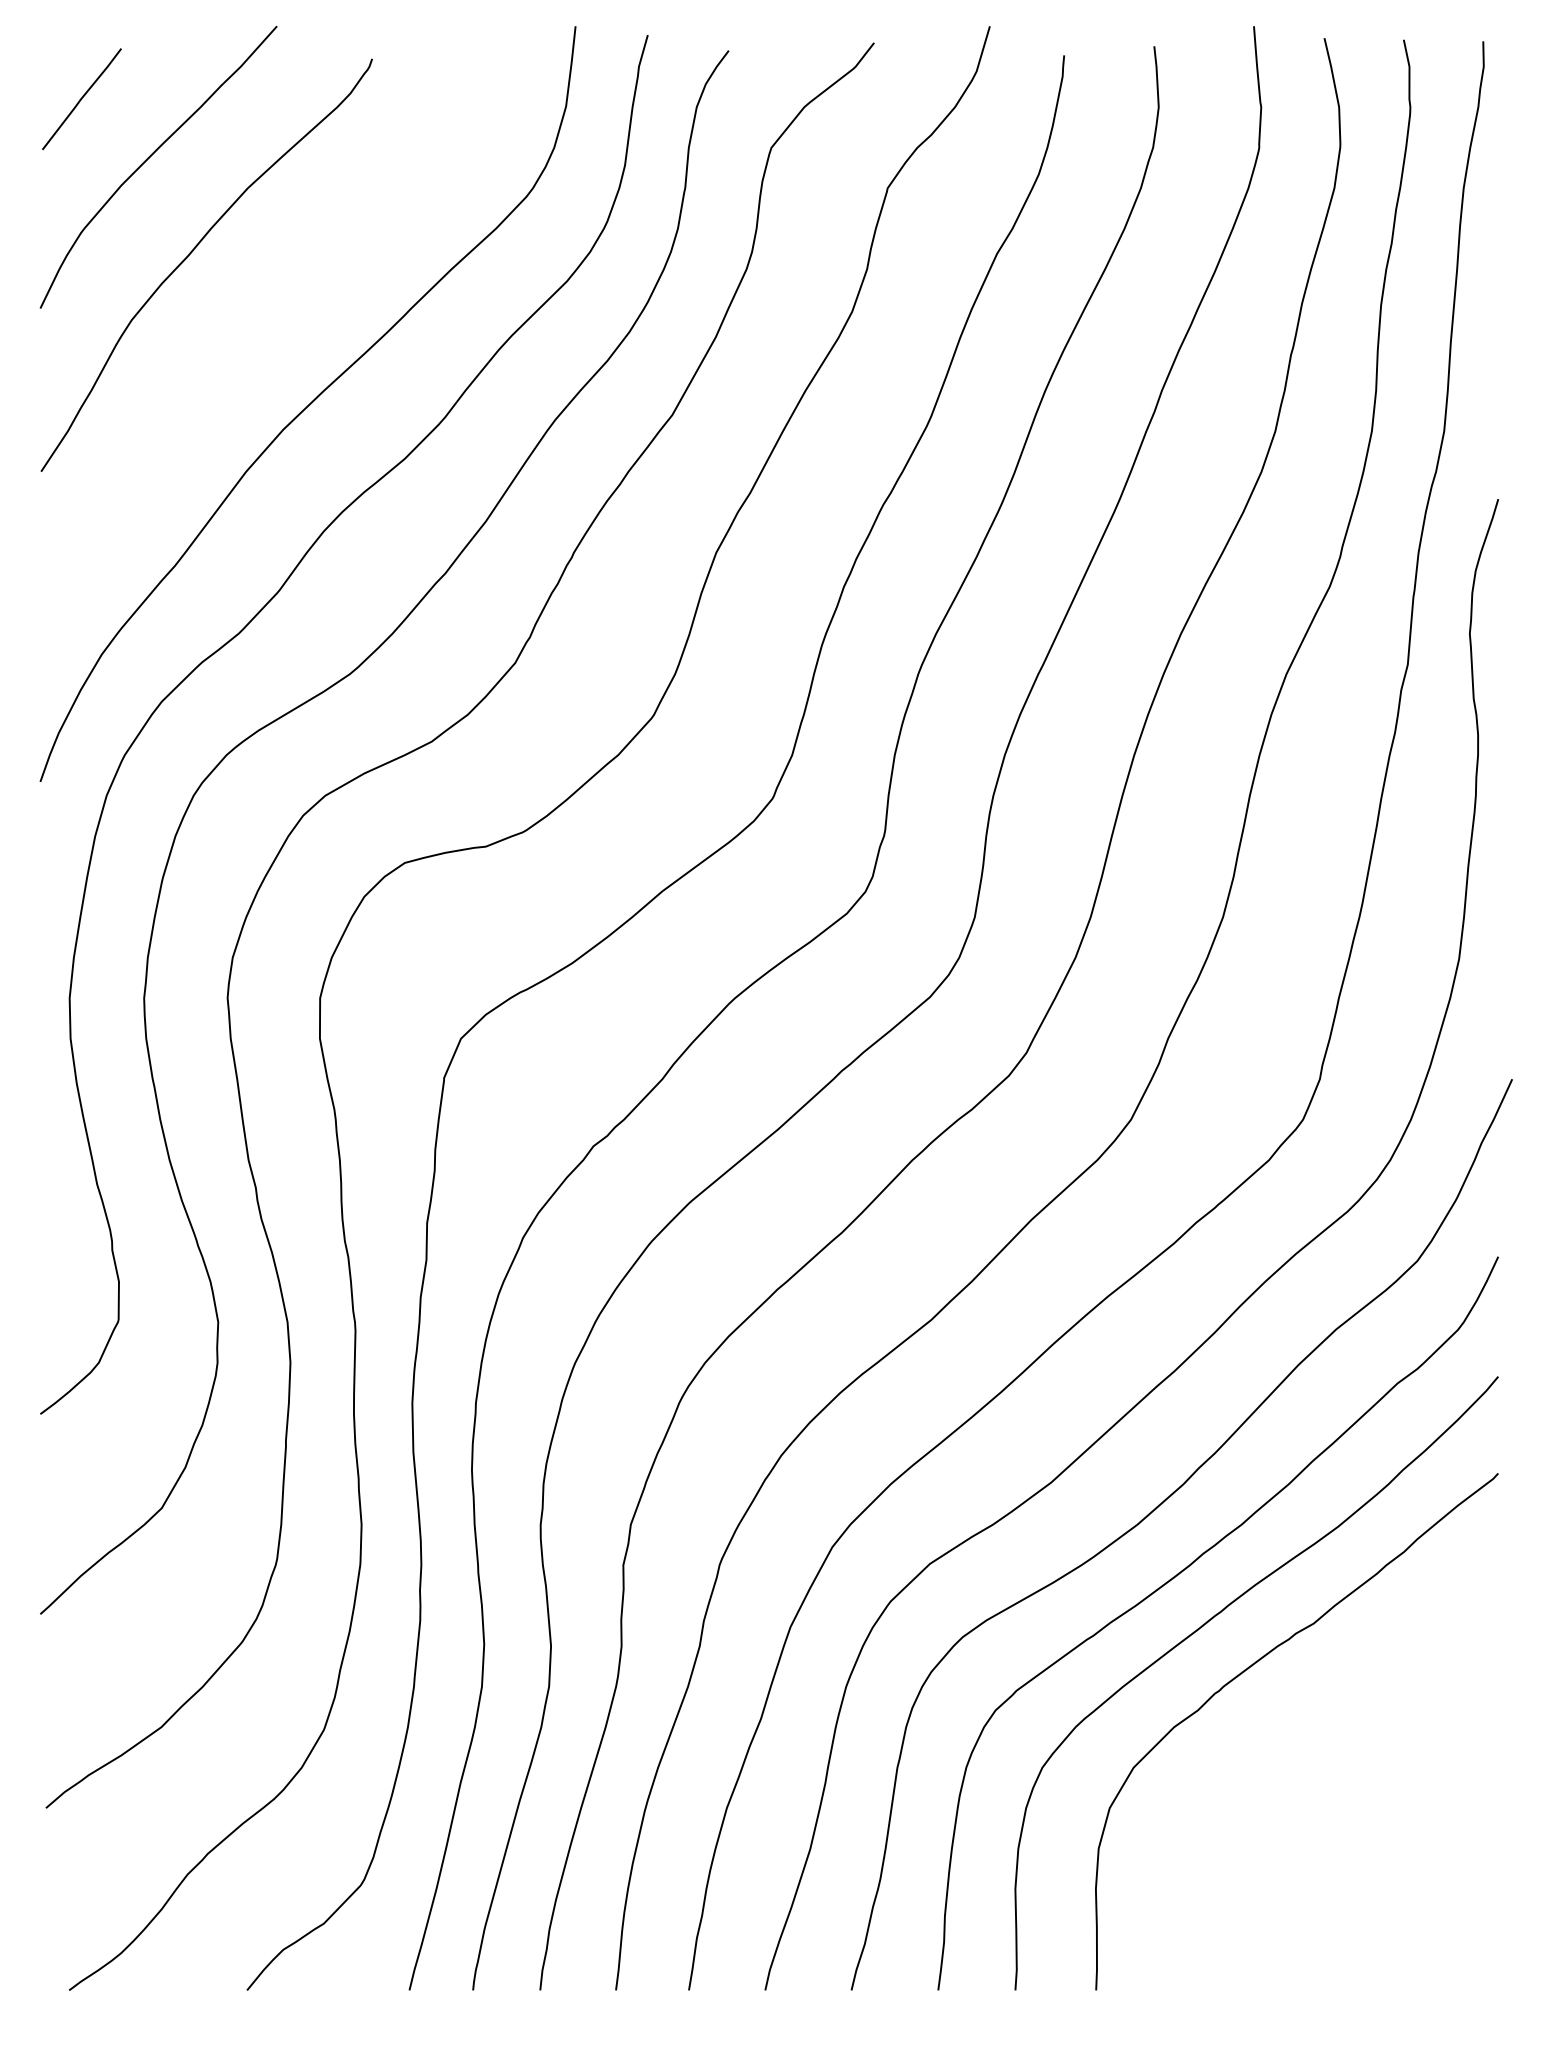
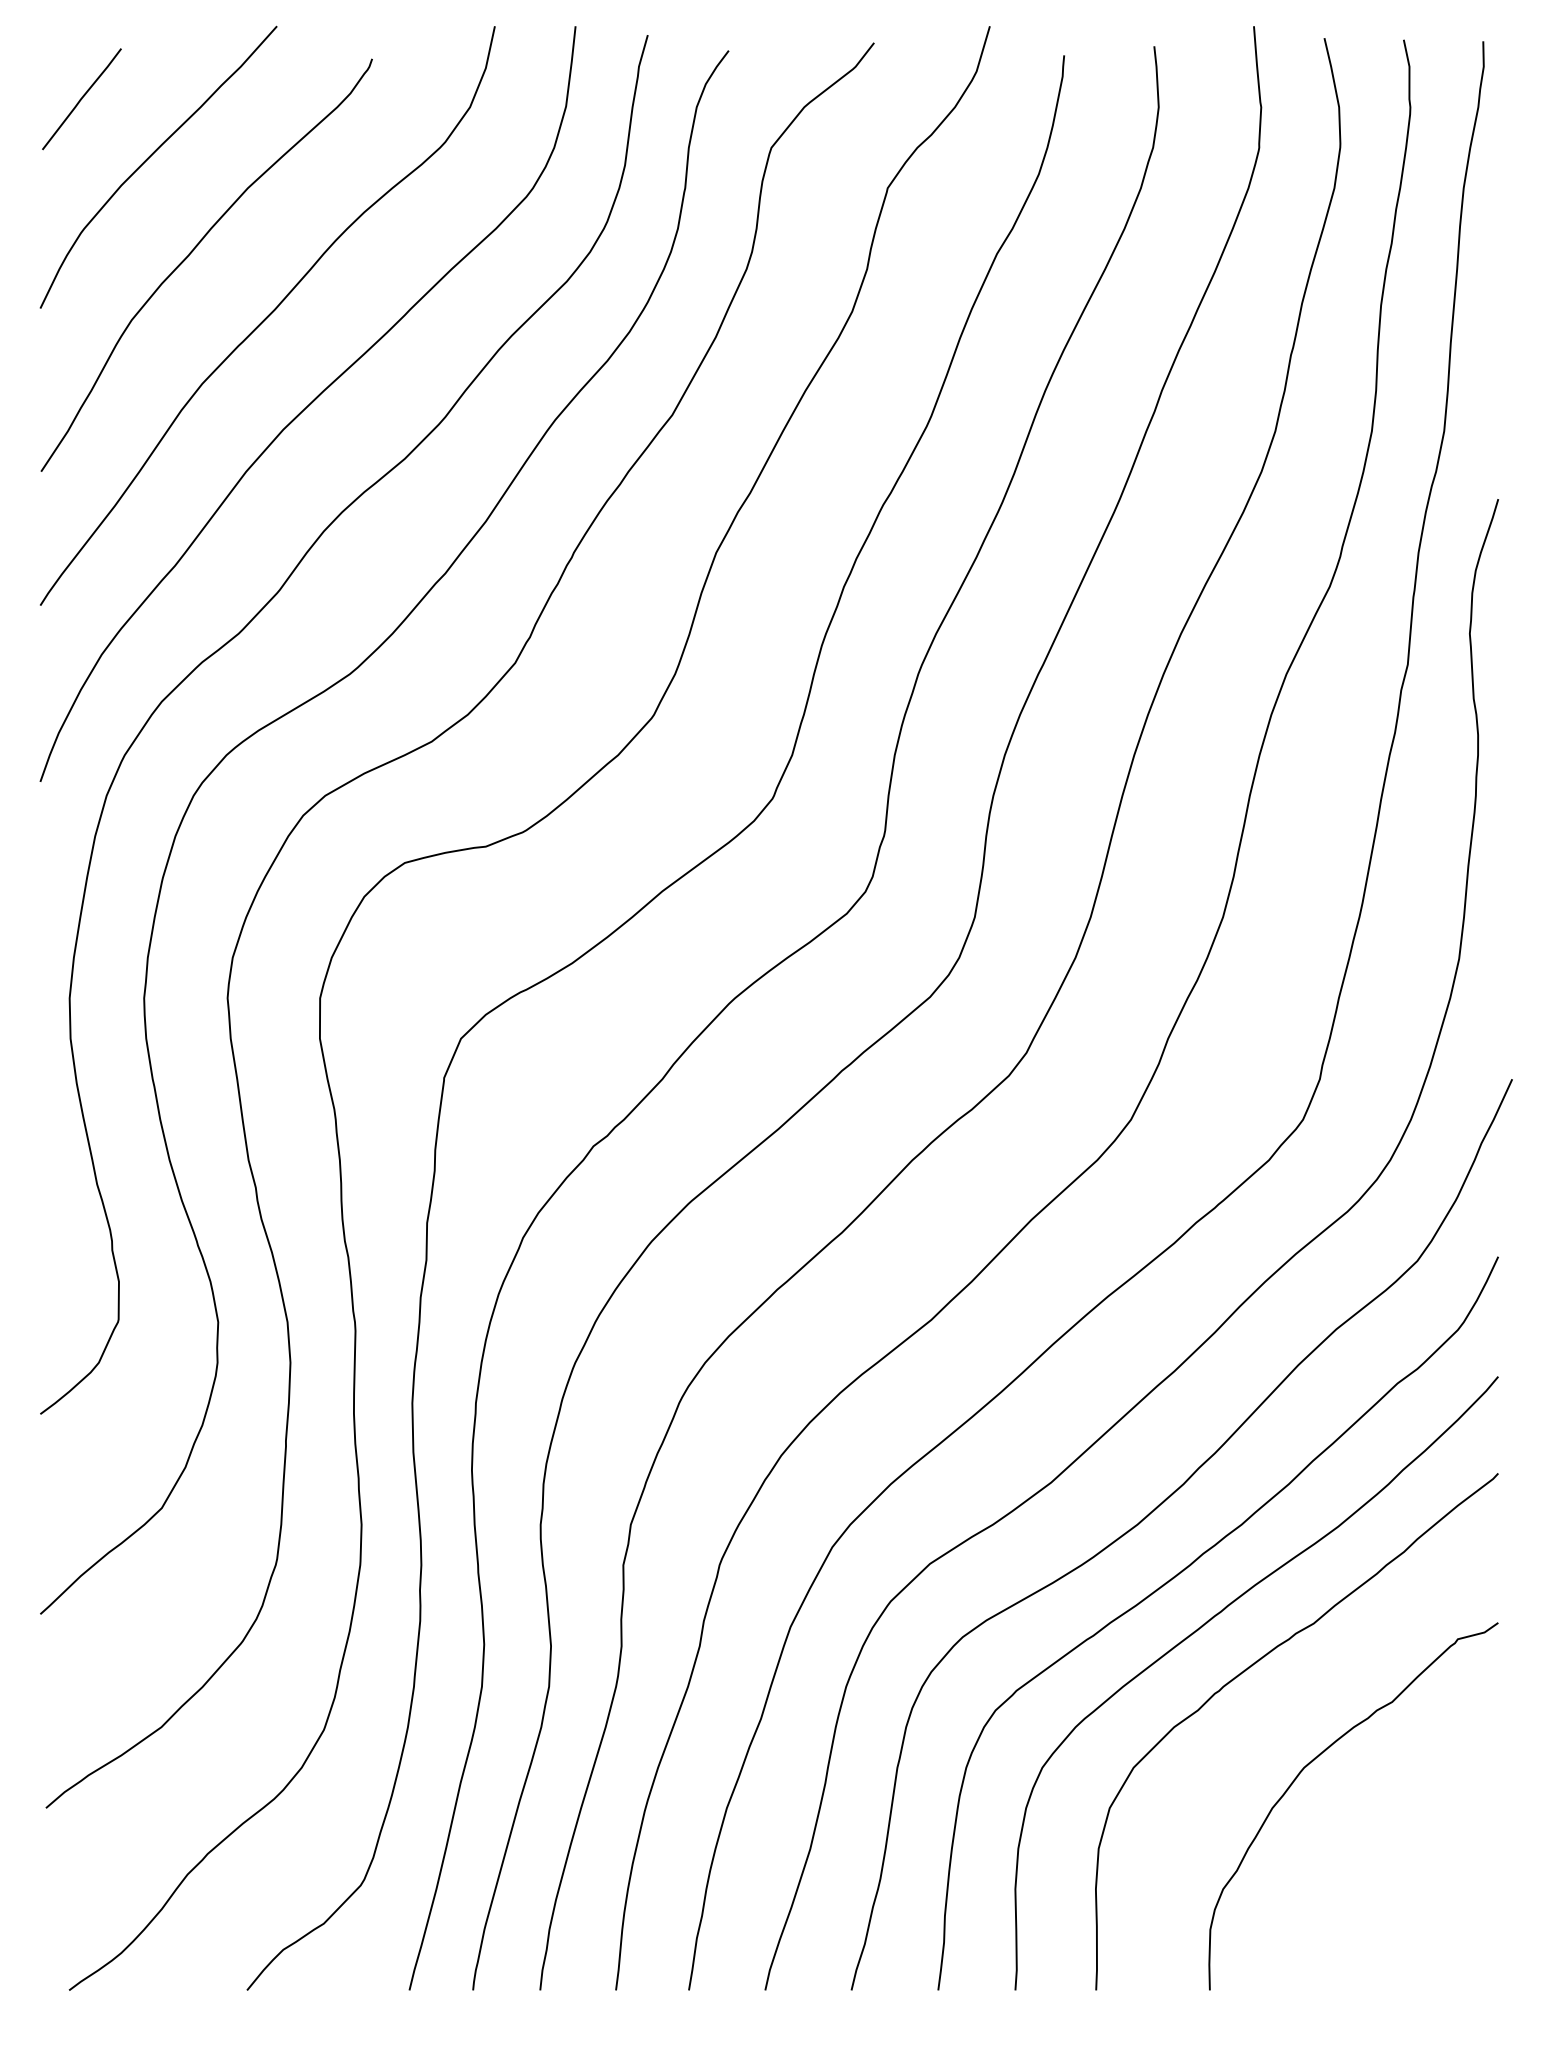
curve: none -> present (267, 315)
curve: none -> present (1312, 1762)
